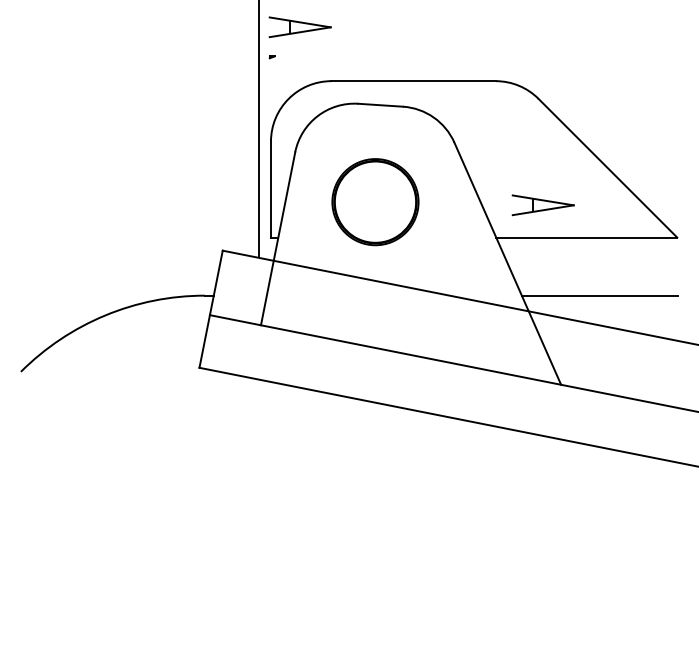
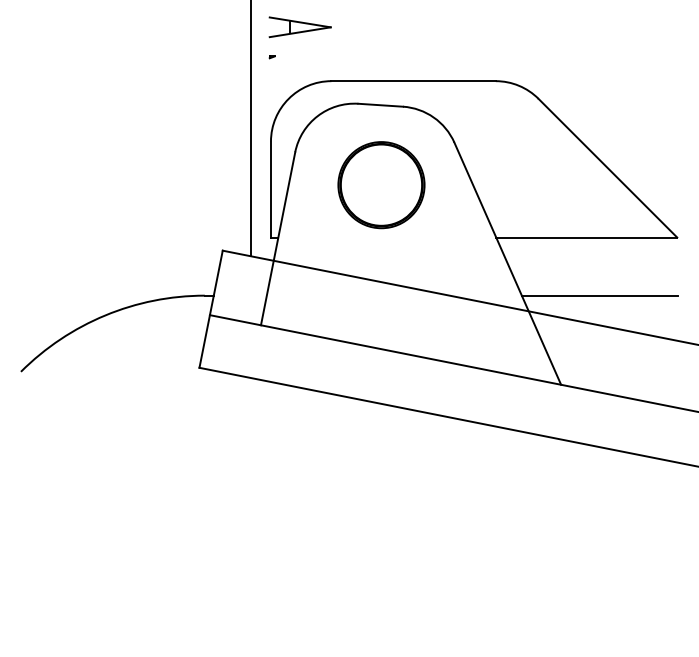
line position: (259, 129) -> (251, 129) (251, 129)
part position: (375, 202) -> (381, 185) (381, 185)
part: present -> none (542, 205)
